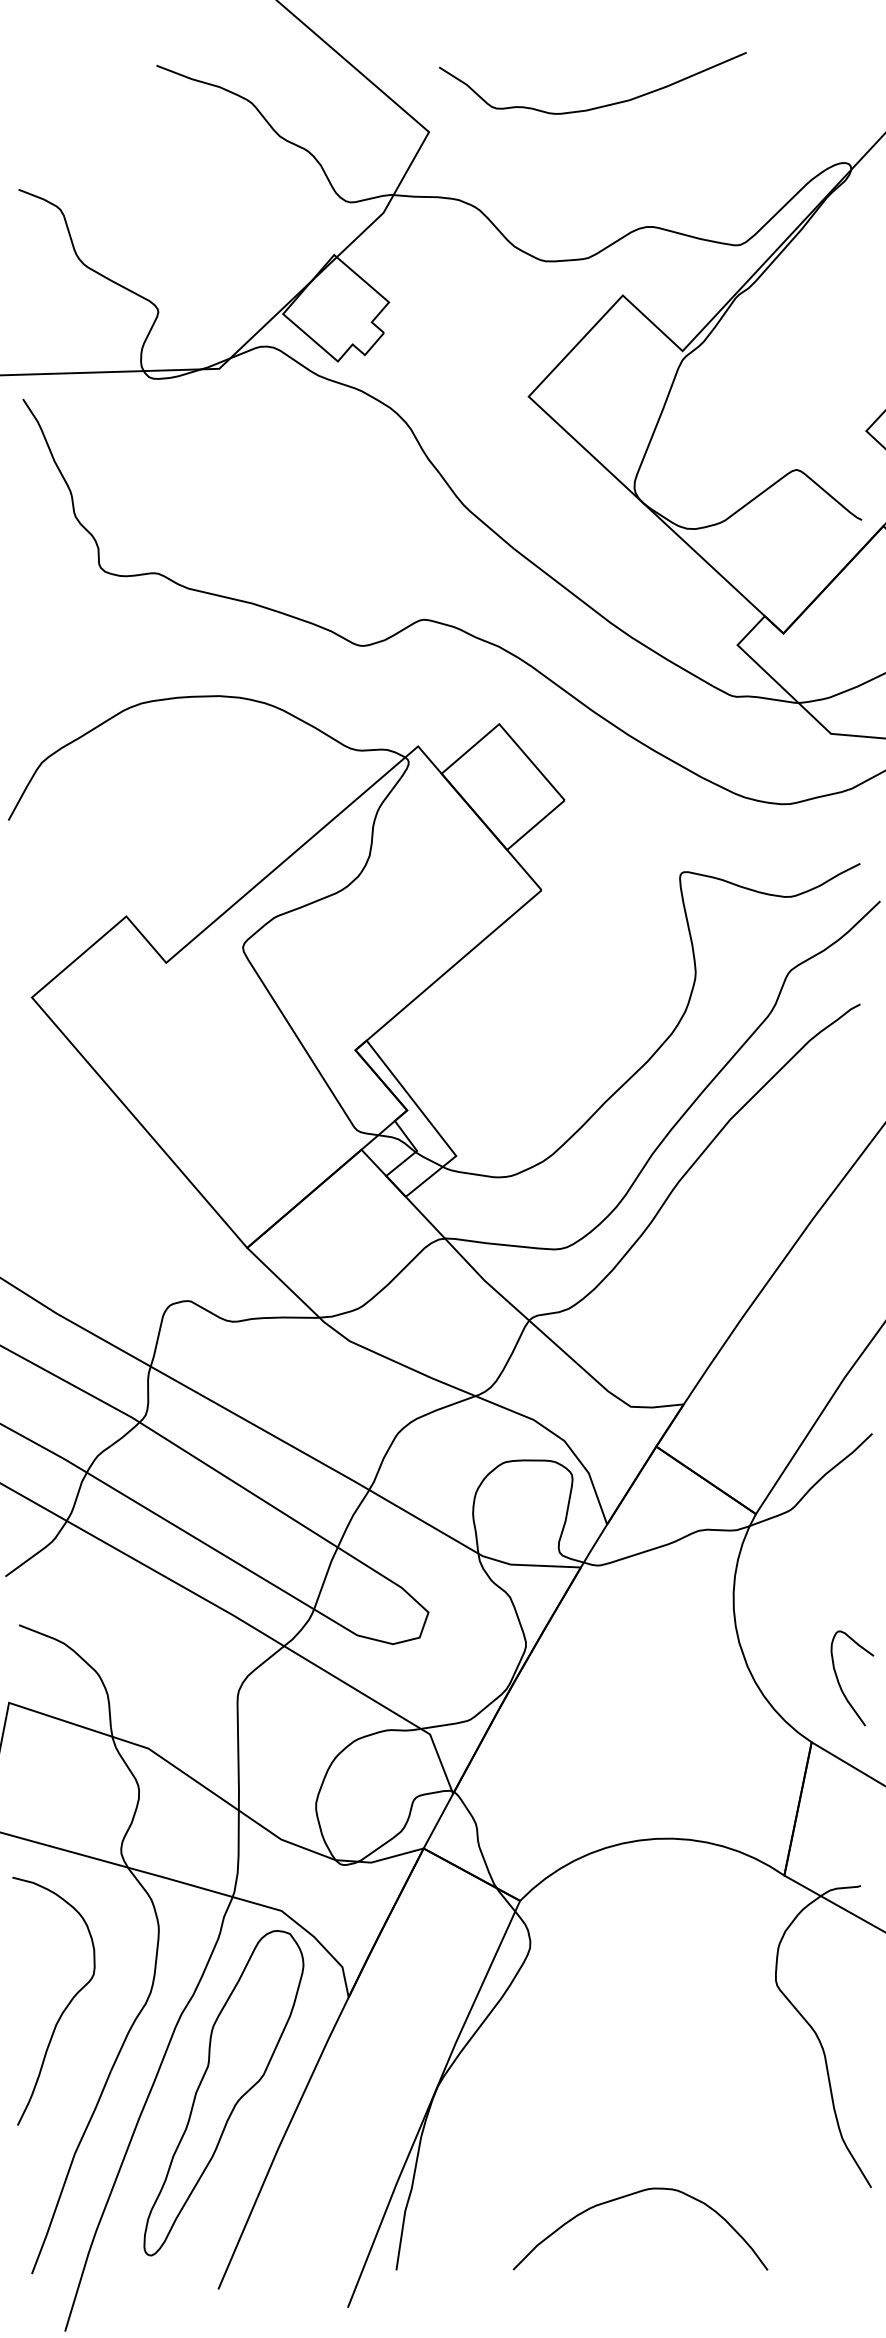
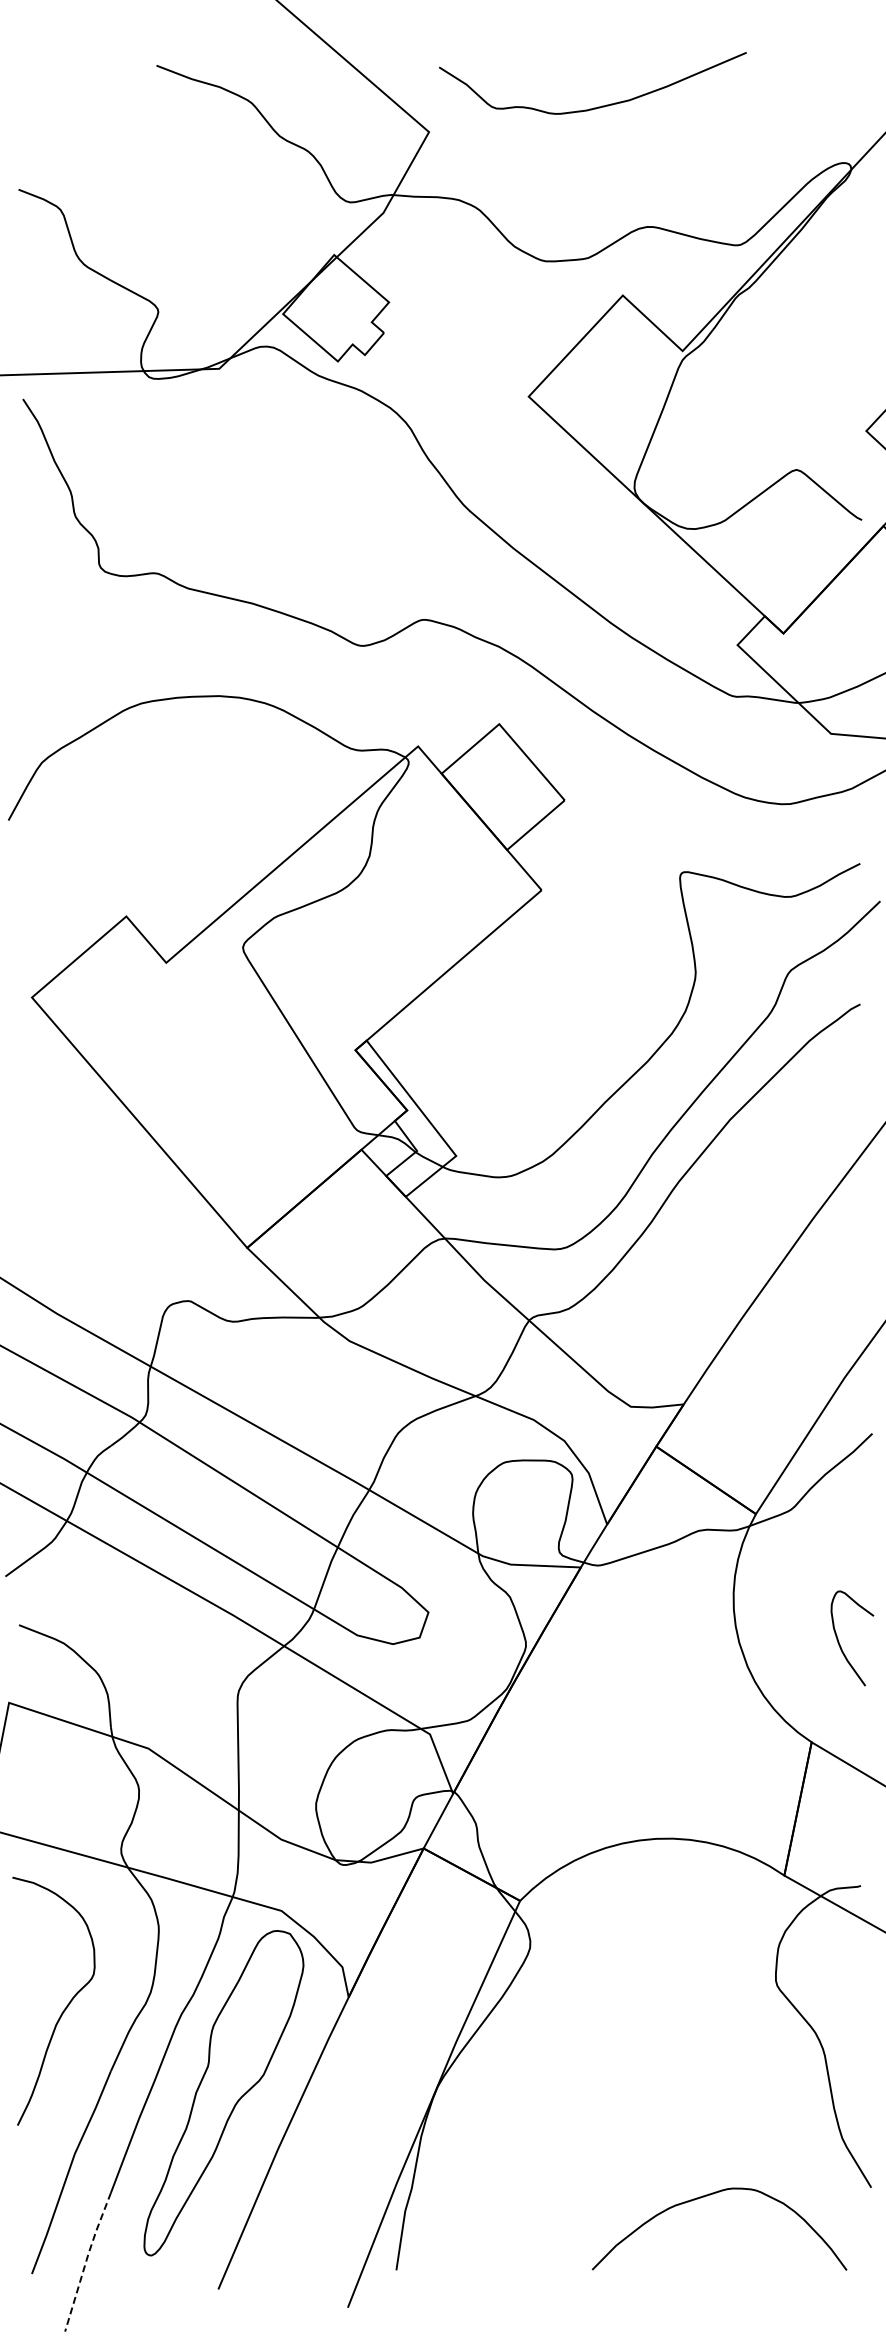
curve position: (839, 1681) -> (839, 1641) (839, 1641)
curve position: (628, 2196) -> (707, 2196) (707, 2196)
line: solid -> dashed (86, 2259)
